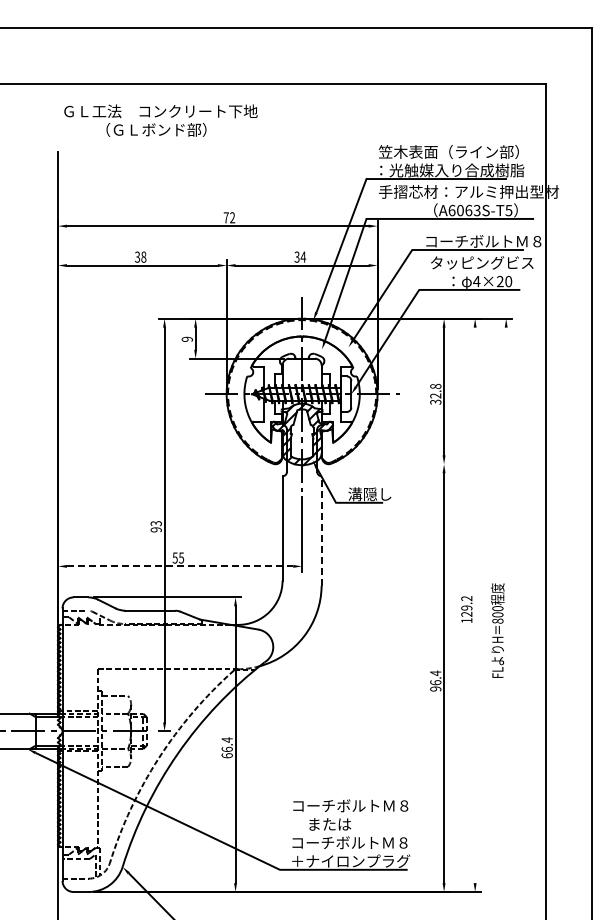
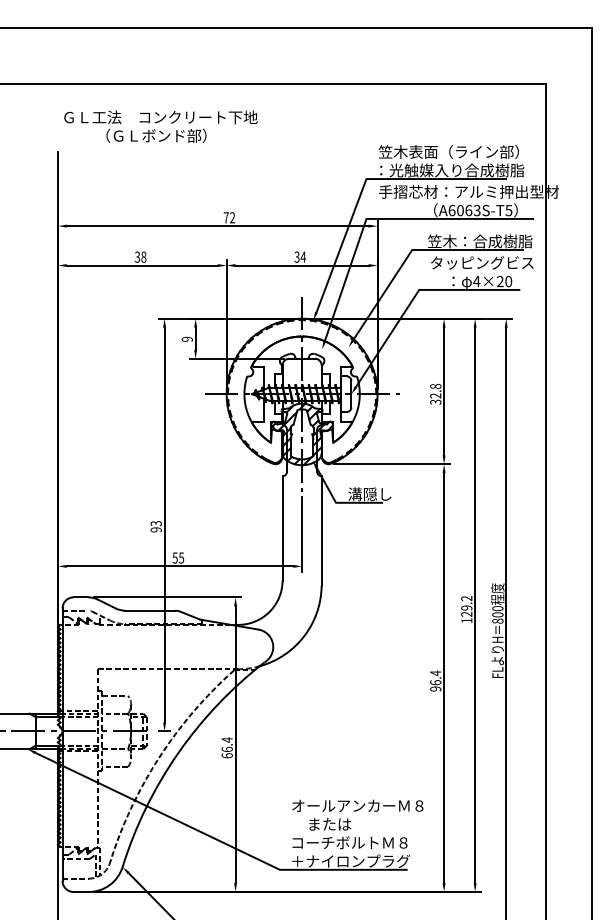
text position: (160, 120) -> (160, 126) (160, 126)
text: コーチボルトＭ８ -> 笠木：合成樹脂 (483, 241)
line: none -> present (391, 464)
line: dashed -> solid (321, 531)
line: dashed -> solid (180, 566)
line: none -> present (475, 605)
line: none -> present (506, 621)
text: コーチボルトＭ８ -> オールアンカーＭ８ (357, 805)
